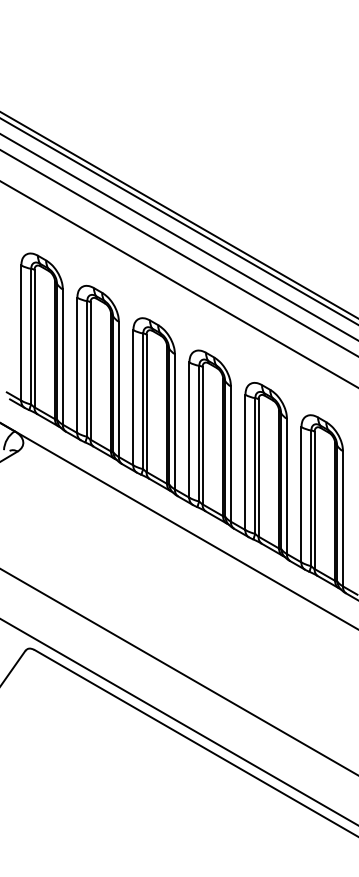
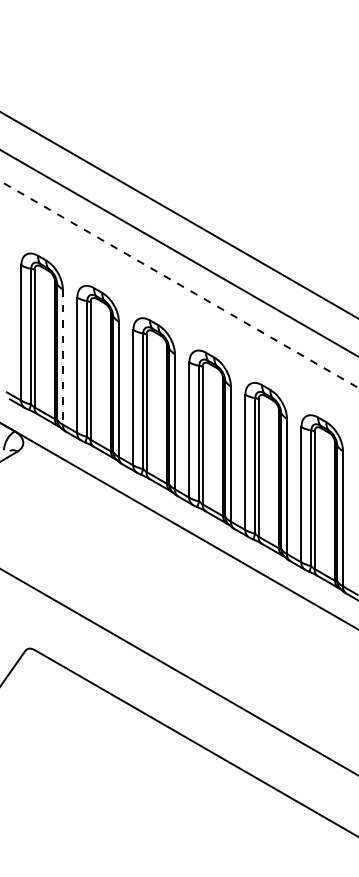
line: present -> none (178, 221)
line: present -> none (178, 236)
line: solid -> dashed (179, 284)
line: solid -> dashed (62, 357)
line: present -> none (178, 721)
